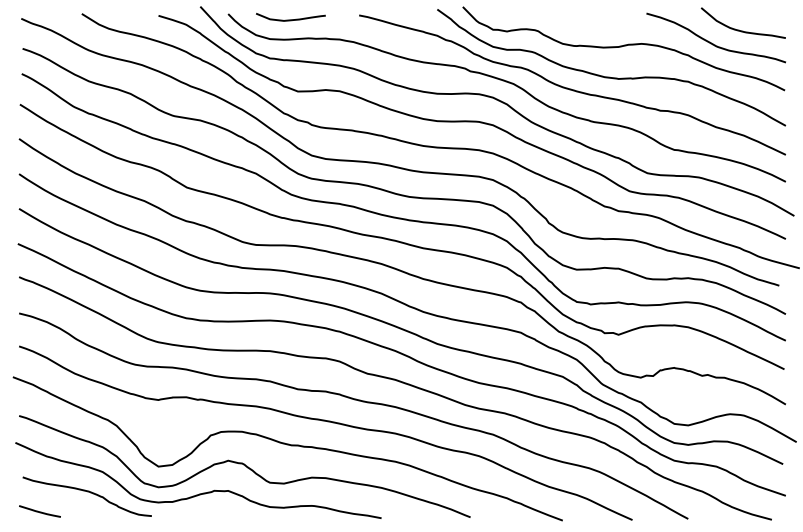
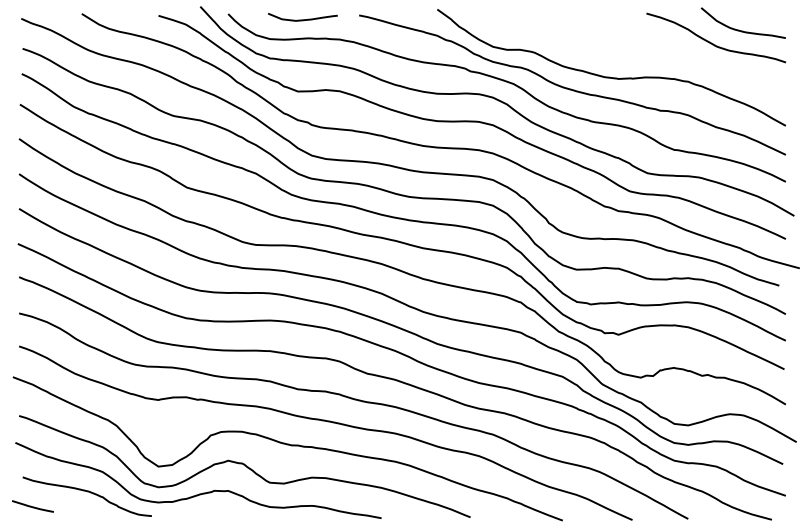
curve position: (290, 19) -> (302, 19) (302, 19)
curve: present -> none (623, 46)
line position: (39, 511) -> (32, 506) (32, 506)
